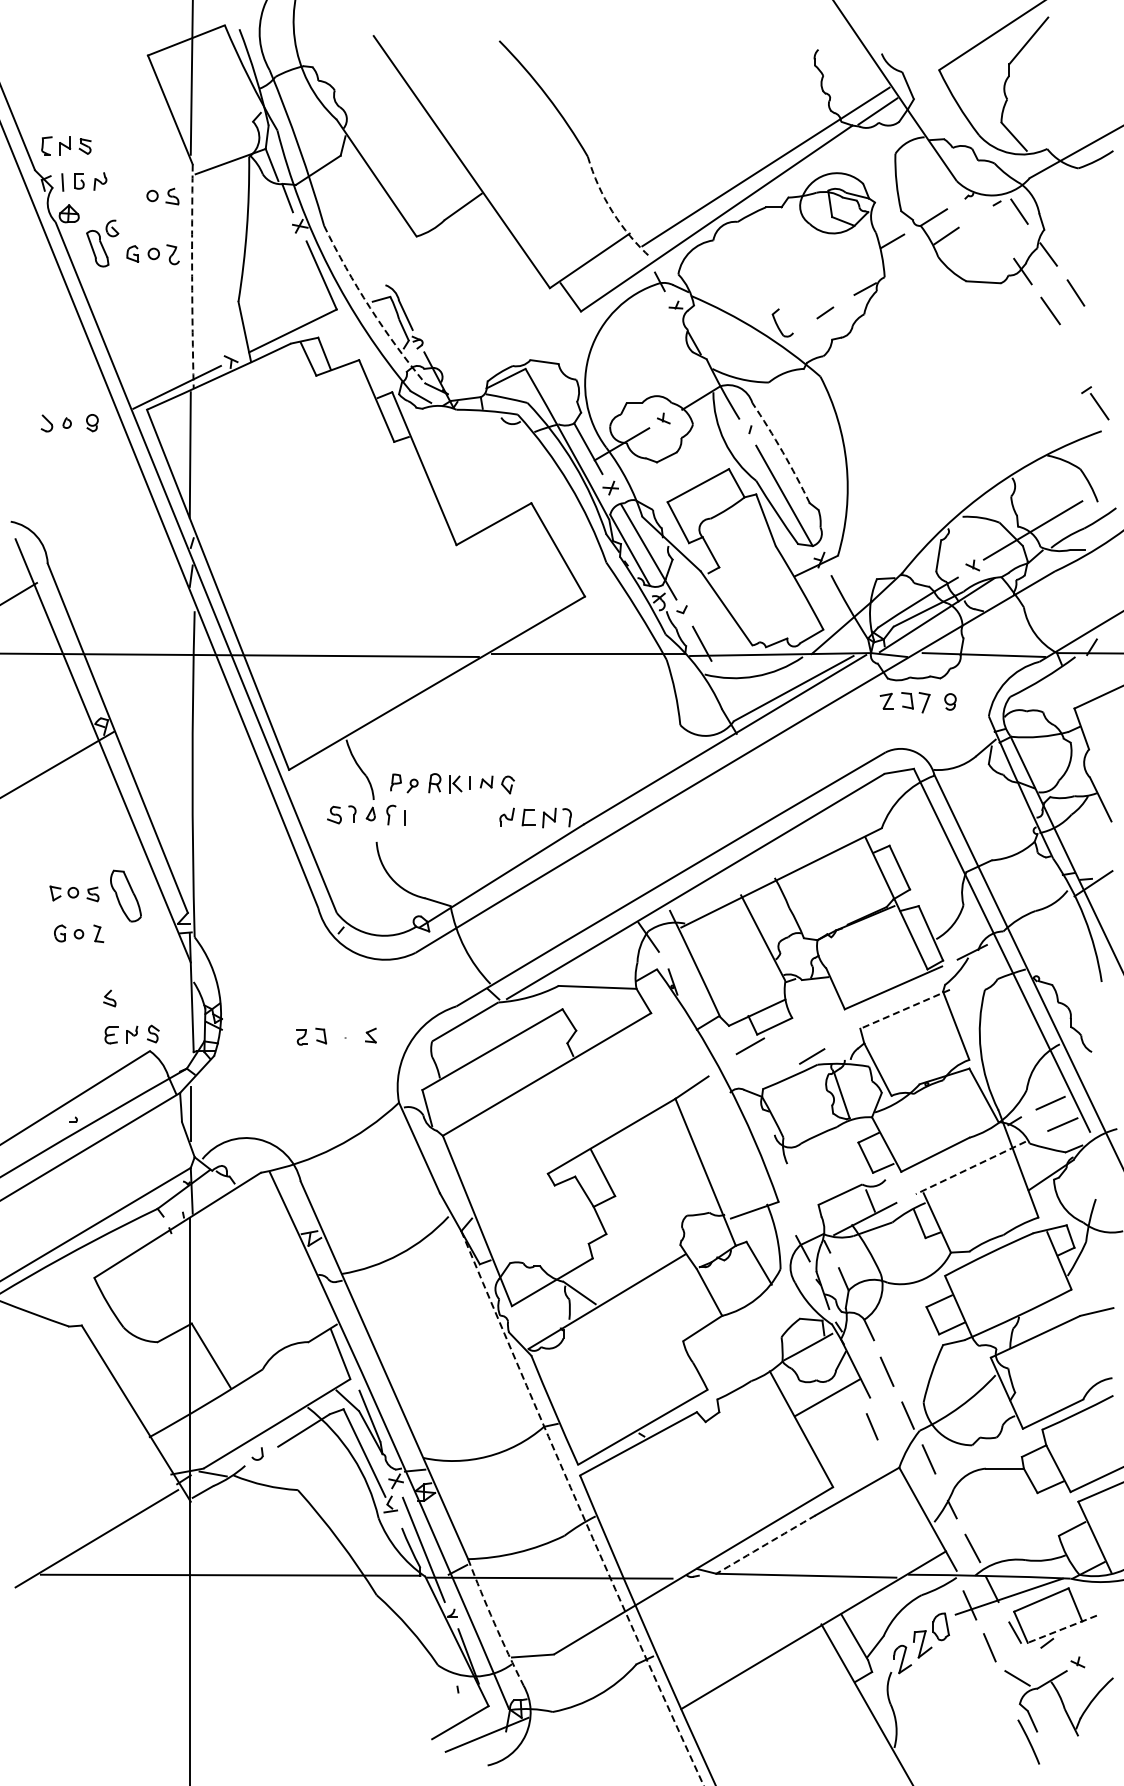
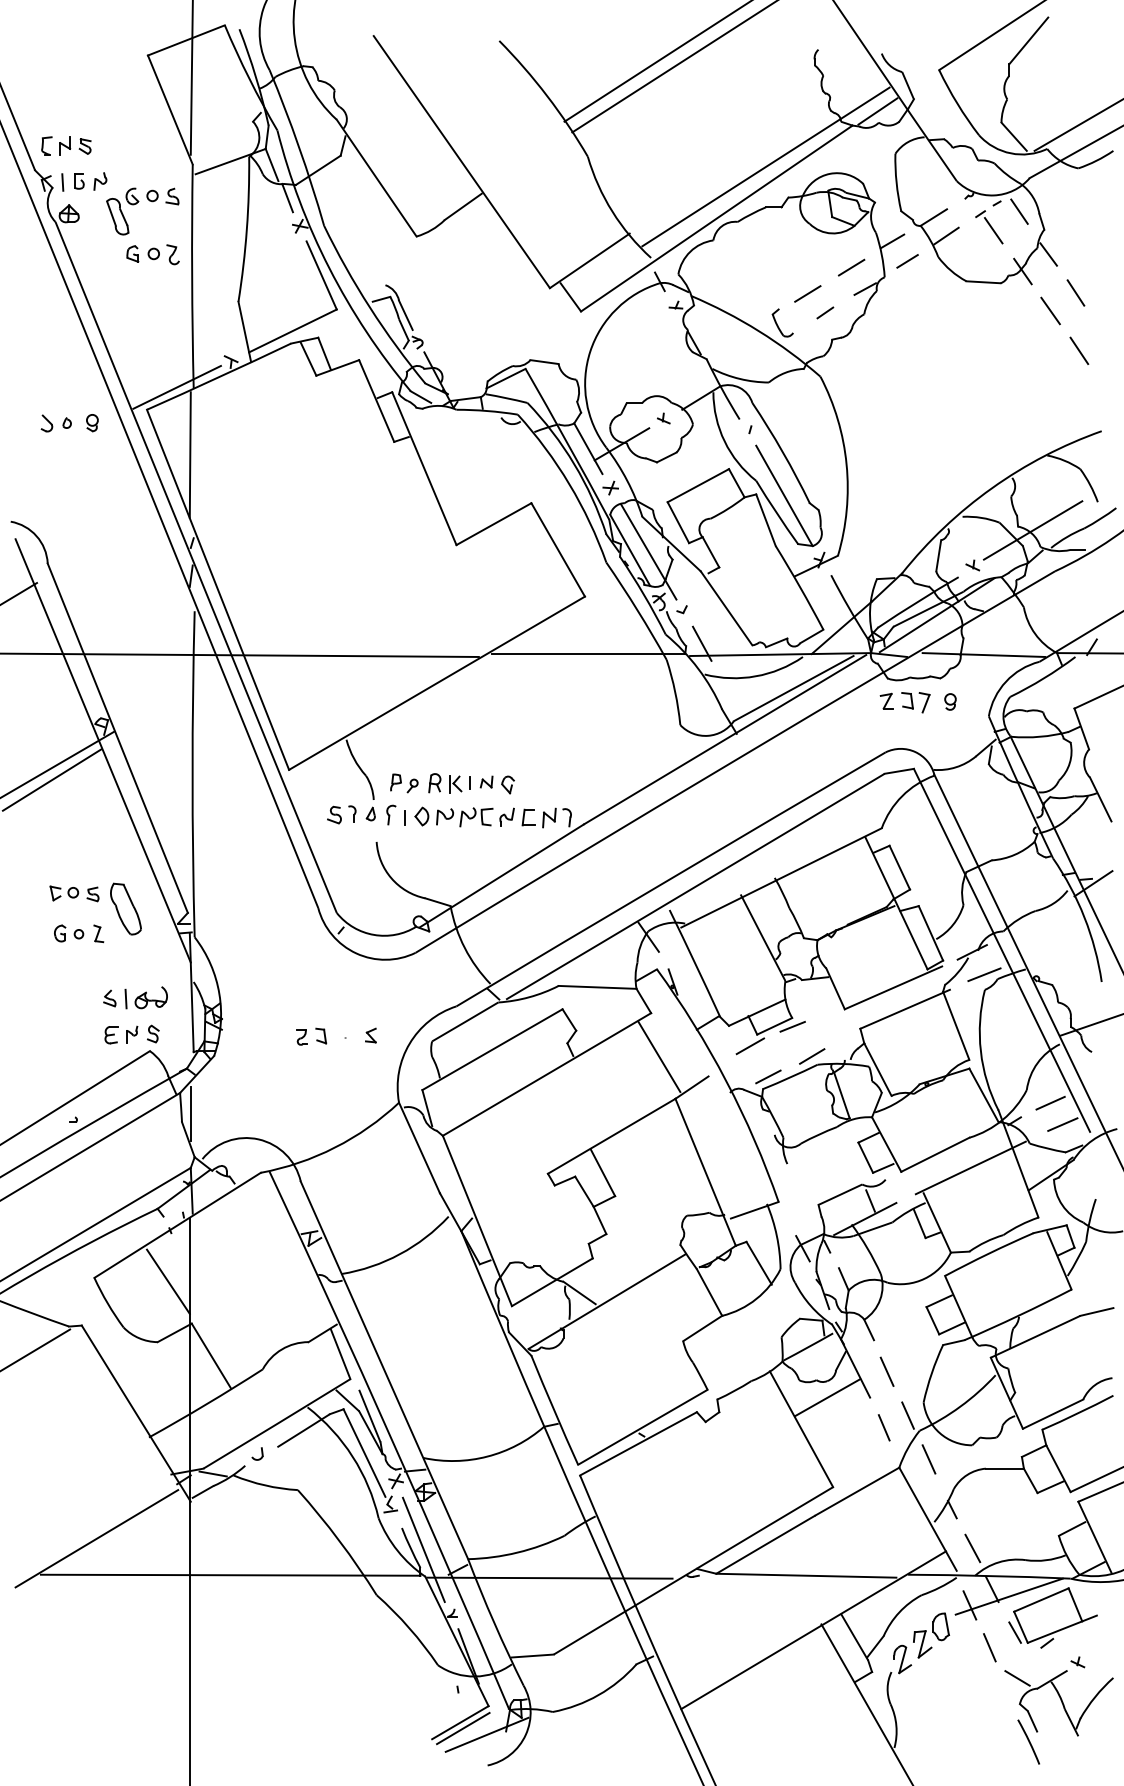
line: none -> present (656, 61)
line: none -> present (673, 67)
line: none -> present (1077, 125)
arc: dashed -> solid (612, 211)
part position: (102, 243) -> (122, 211) (122, 211)
line: none -> present (907, 261)
line: none -> present (851, 267)
arc: dashed -> solid (192, 276)
line: none -> present (807, 293)
arc: dashed -> solid (370, 307)
line: none -> present (1079, 350)
part position: (1095, 403) -> (989, 227) (989, 227)
arc: dashed -> solid (782, 452)
line: none -> present (51, 779)
part: none -> present (453, 816)
part position: (125, 895) -> (125, 908) (125, 908)
line: none -> present (984, 974)
part: none -> present (145, 997)
line: dashed -> solid (905, 1009)
line: none -> present (1090, 1025)
line: none -> present (792, 1026)
line: none -> present (659, 1056)
line: none -> present (768, 1076)
line: dashed -> solid (970, 1167)
line: none -> present (168, 1281)
line: none -> present (36, 1349)
line position: (871, 1426) -> (883, 1427) (883, 1427)
arc: dashed -> solid (580, 1510)
arc: dashed -> solid (765, 1544)
arc: dashed -> solid (494, 1623)
line: dashed -> solid (1061, 1629)
line: none -> present (463, 1728)
